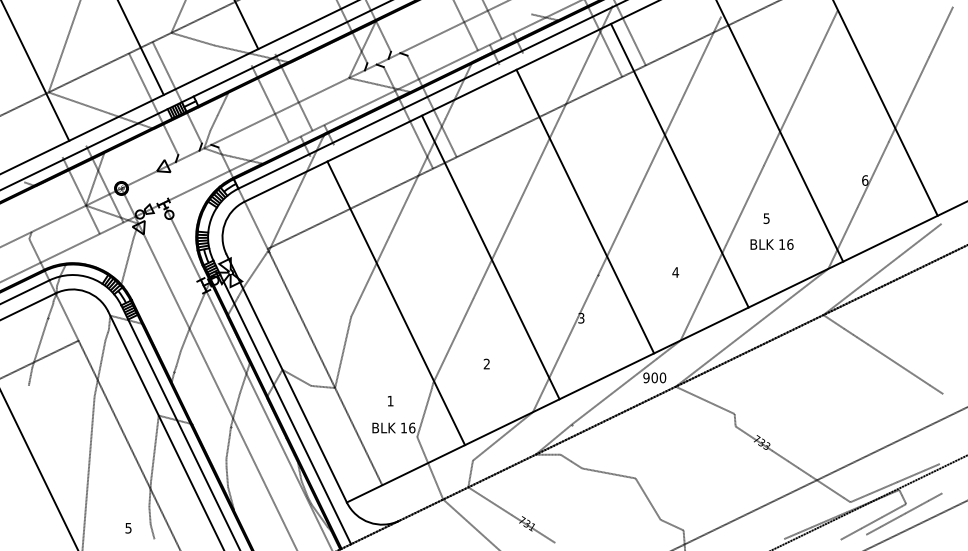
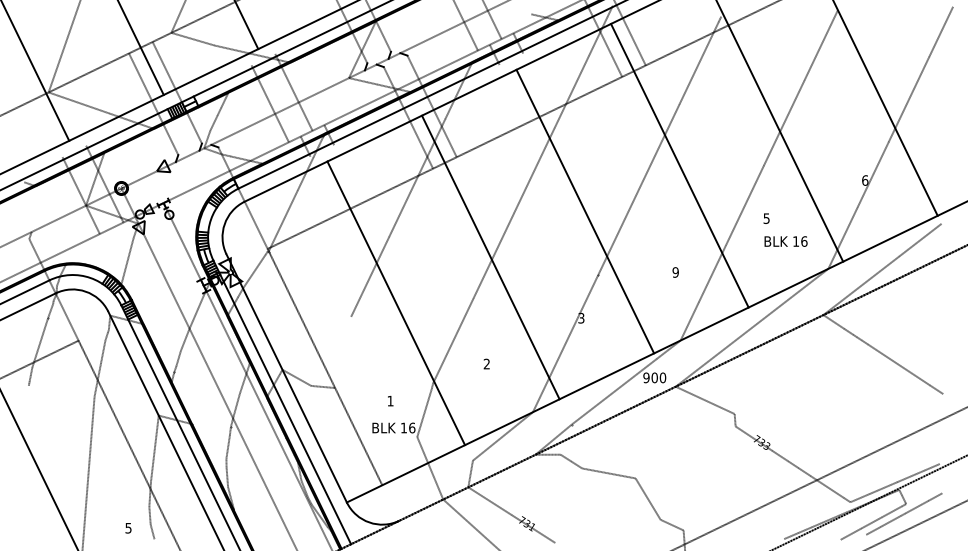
text position: (771, 244) -> (785, 241) (785, 241)
text: 4 -> 9 (675, 272)
line: present -> none (343, 352)
